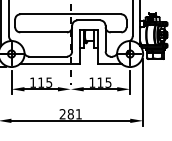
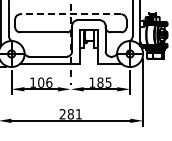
line: solid -> dashed (70, 14)
text: 115 -> 106 (45, 82)
text: 115 -> 185 (100, 82)
